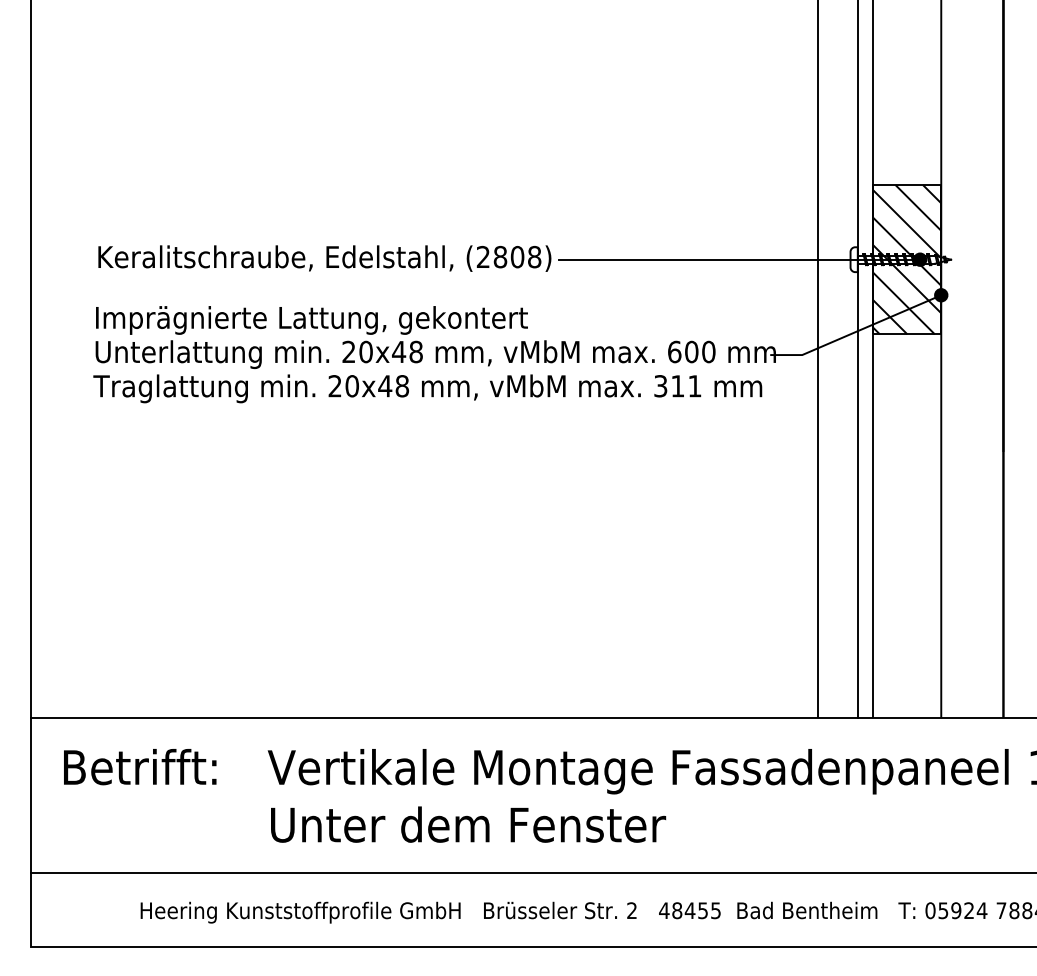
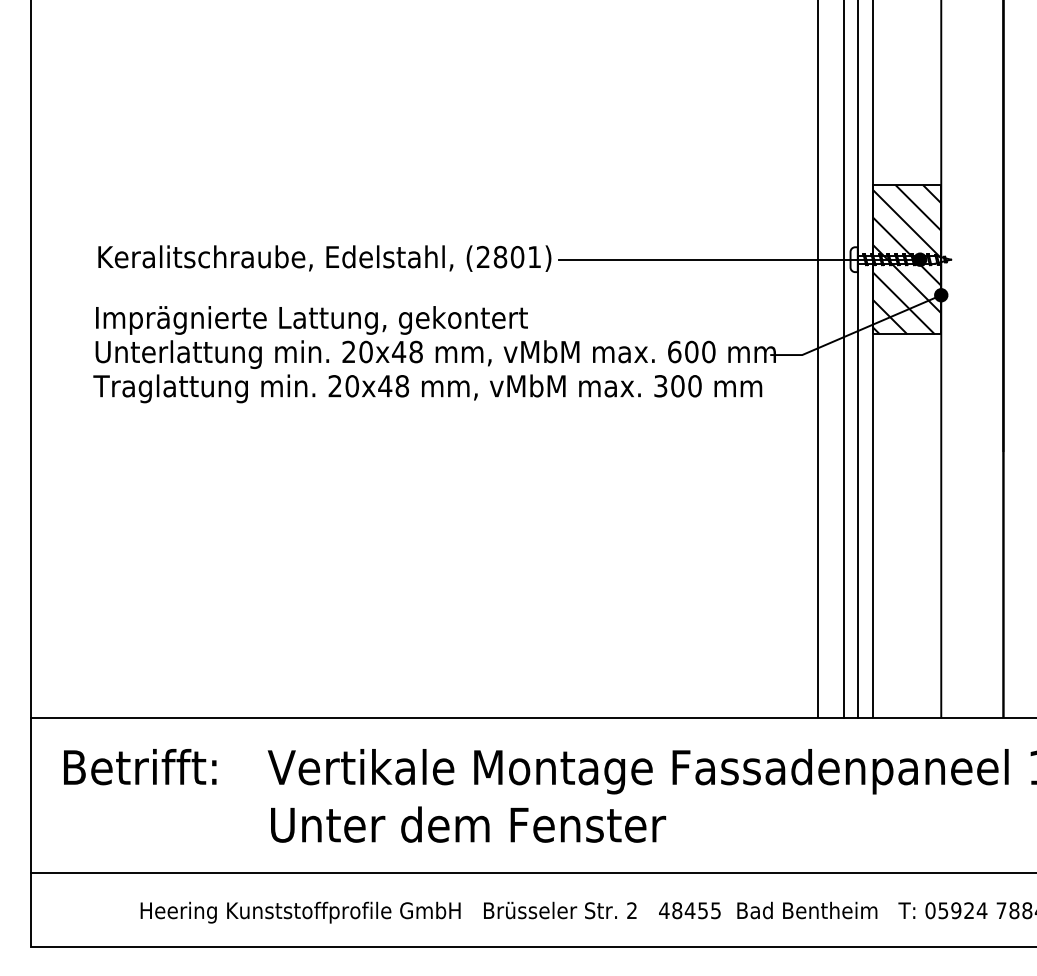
text: (2808) -> (2801) (534, 256)
line: none -> present (843, 359)
text: 311 -> 300 (686, 386)
